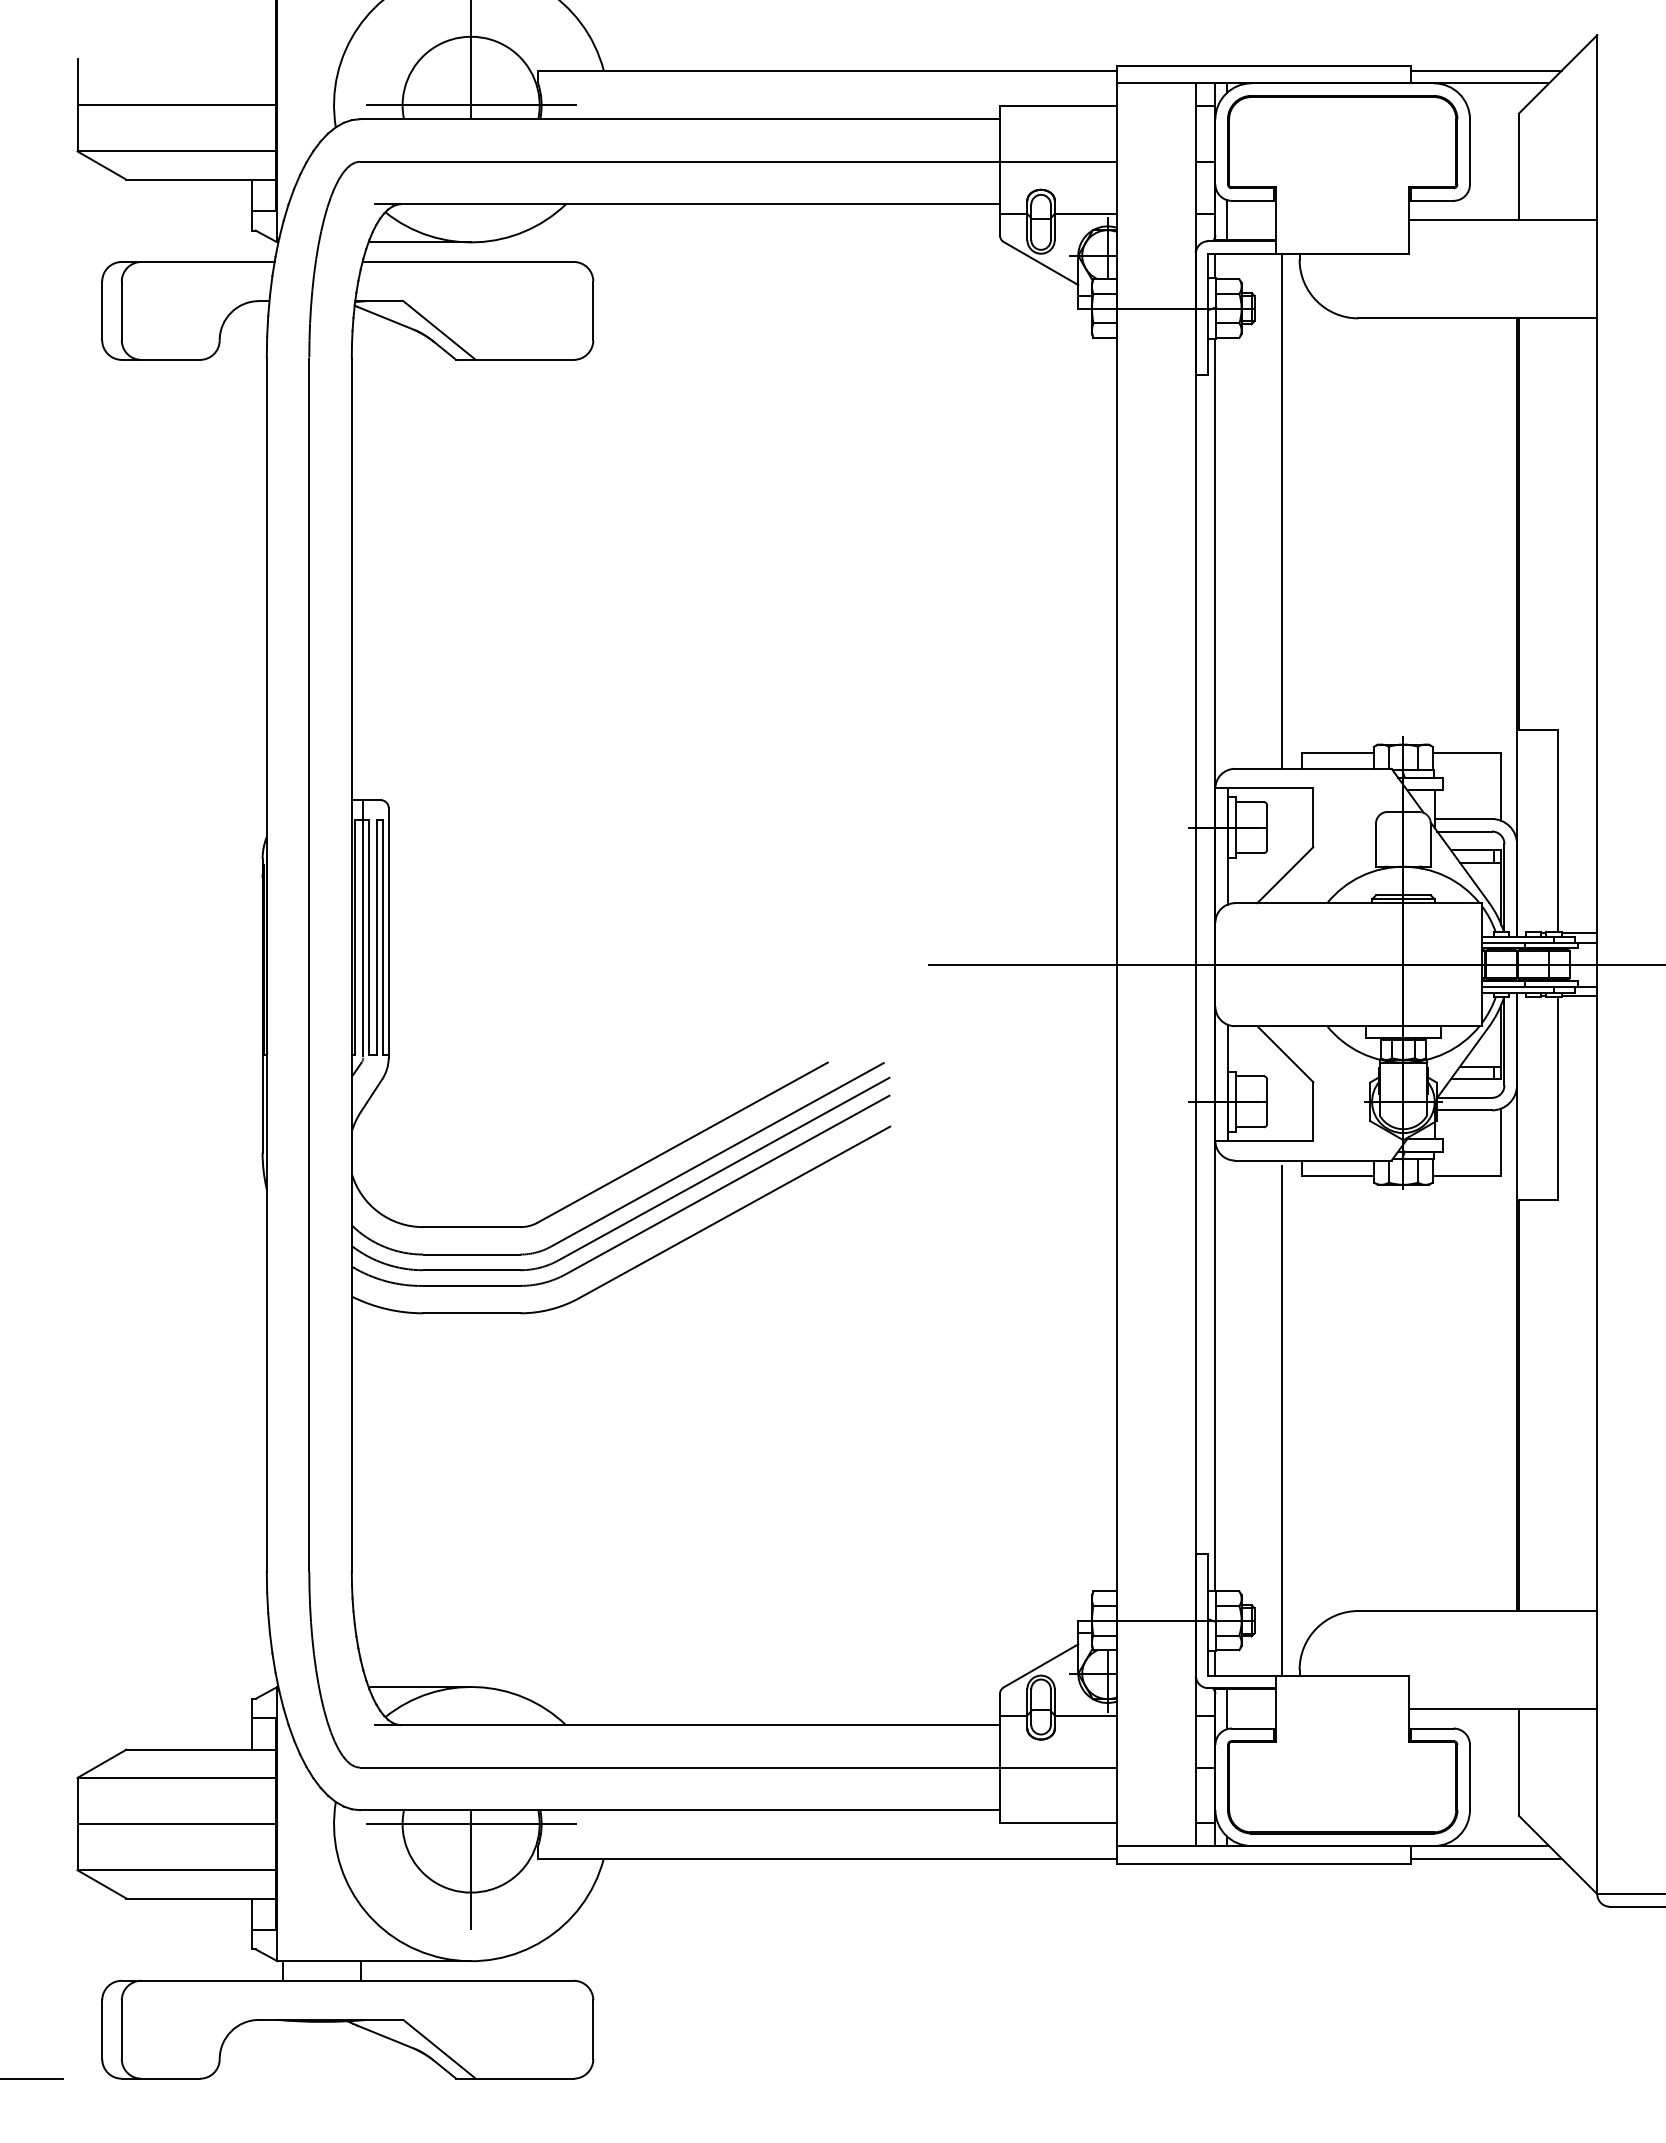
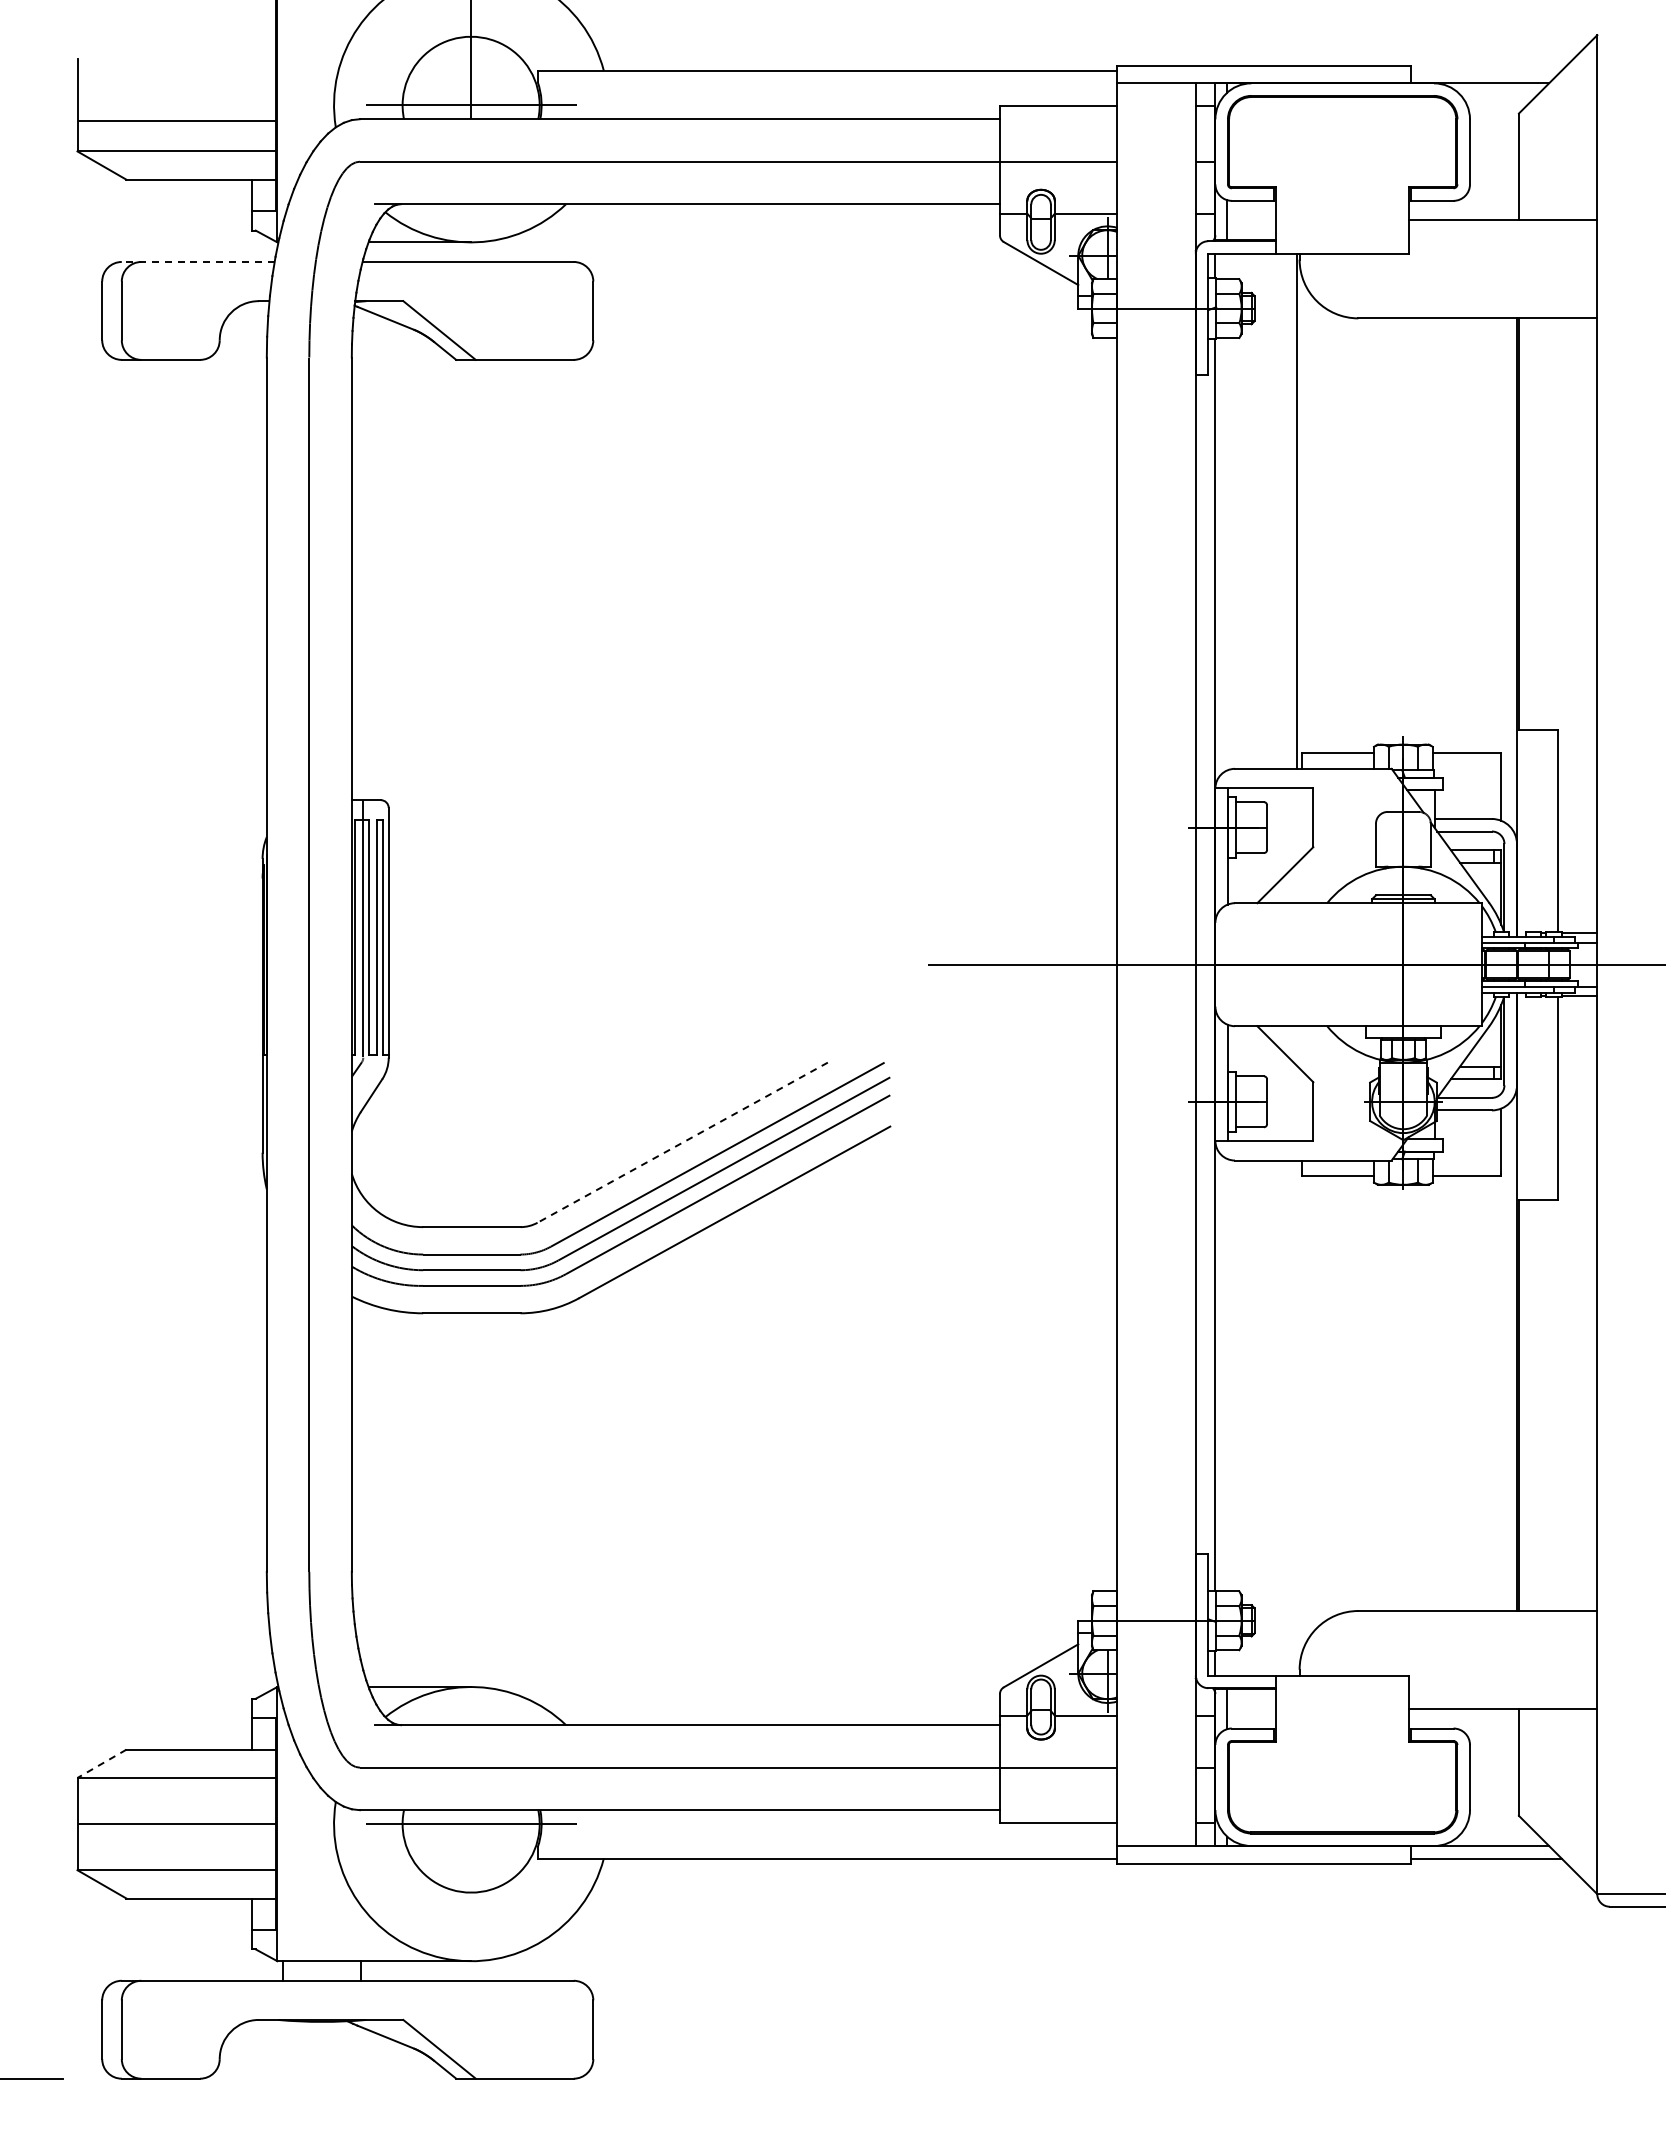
line: present -> none (1486, 70)
line position: (176, 105) -> (176, 121) (176, 121)
line: solid -> dashed (197, 261)
line position: (1281, 510) -> (1296, 510) (1296, 510)
line: solid -> dashed (682, 1142)
line: present -> none (1281, 1420)
line: solid -> dashed (101, 1764)
line: present -> none (471, 1869)
